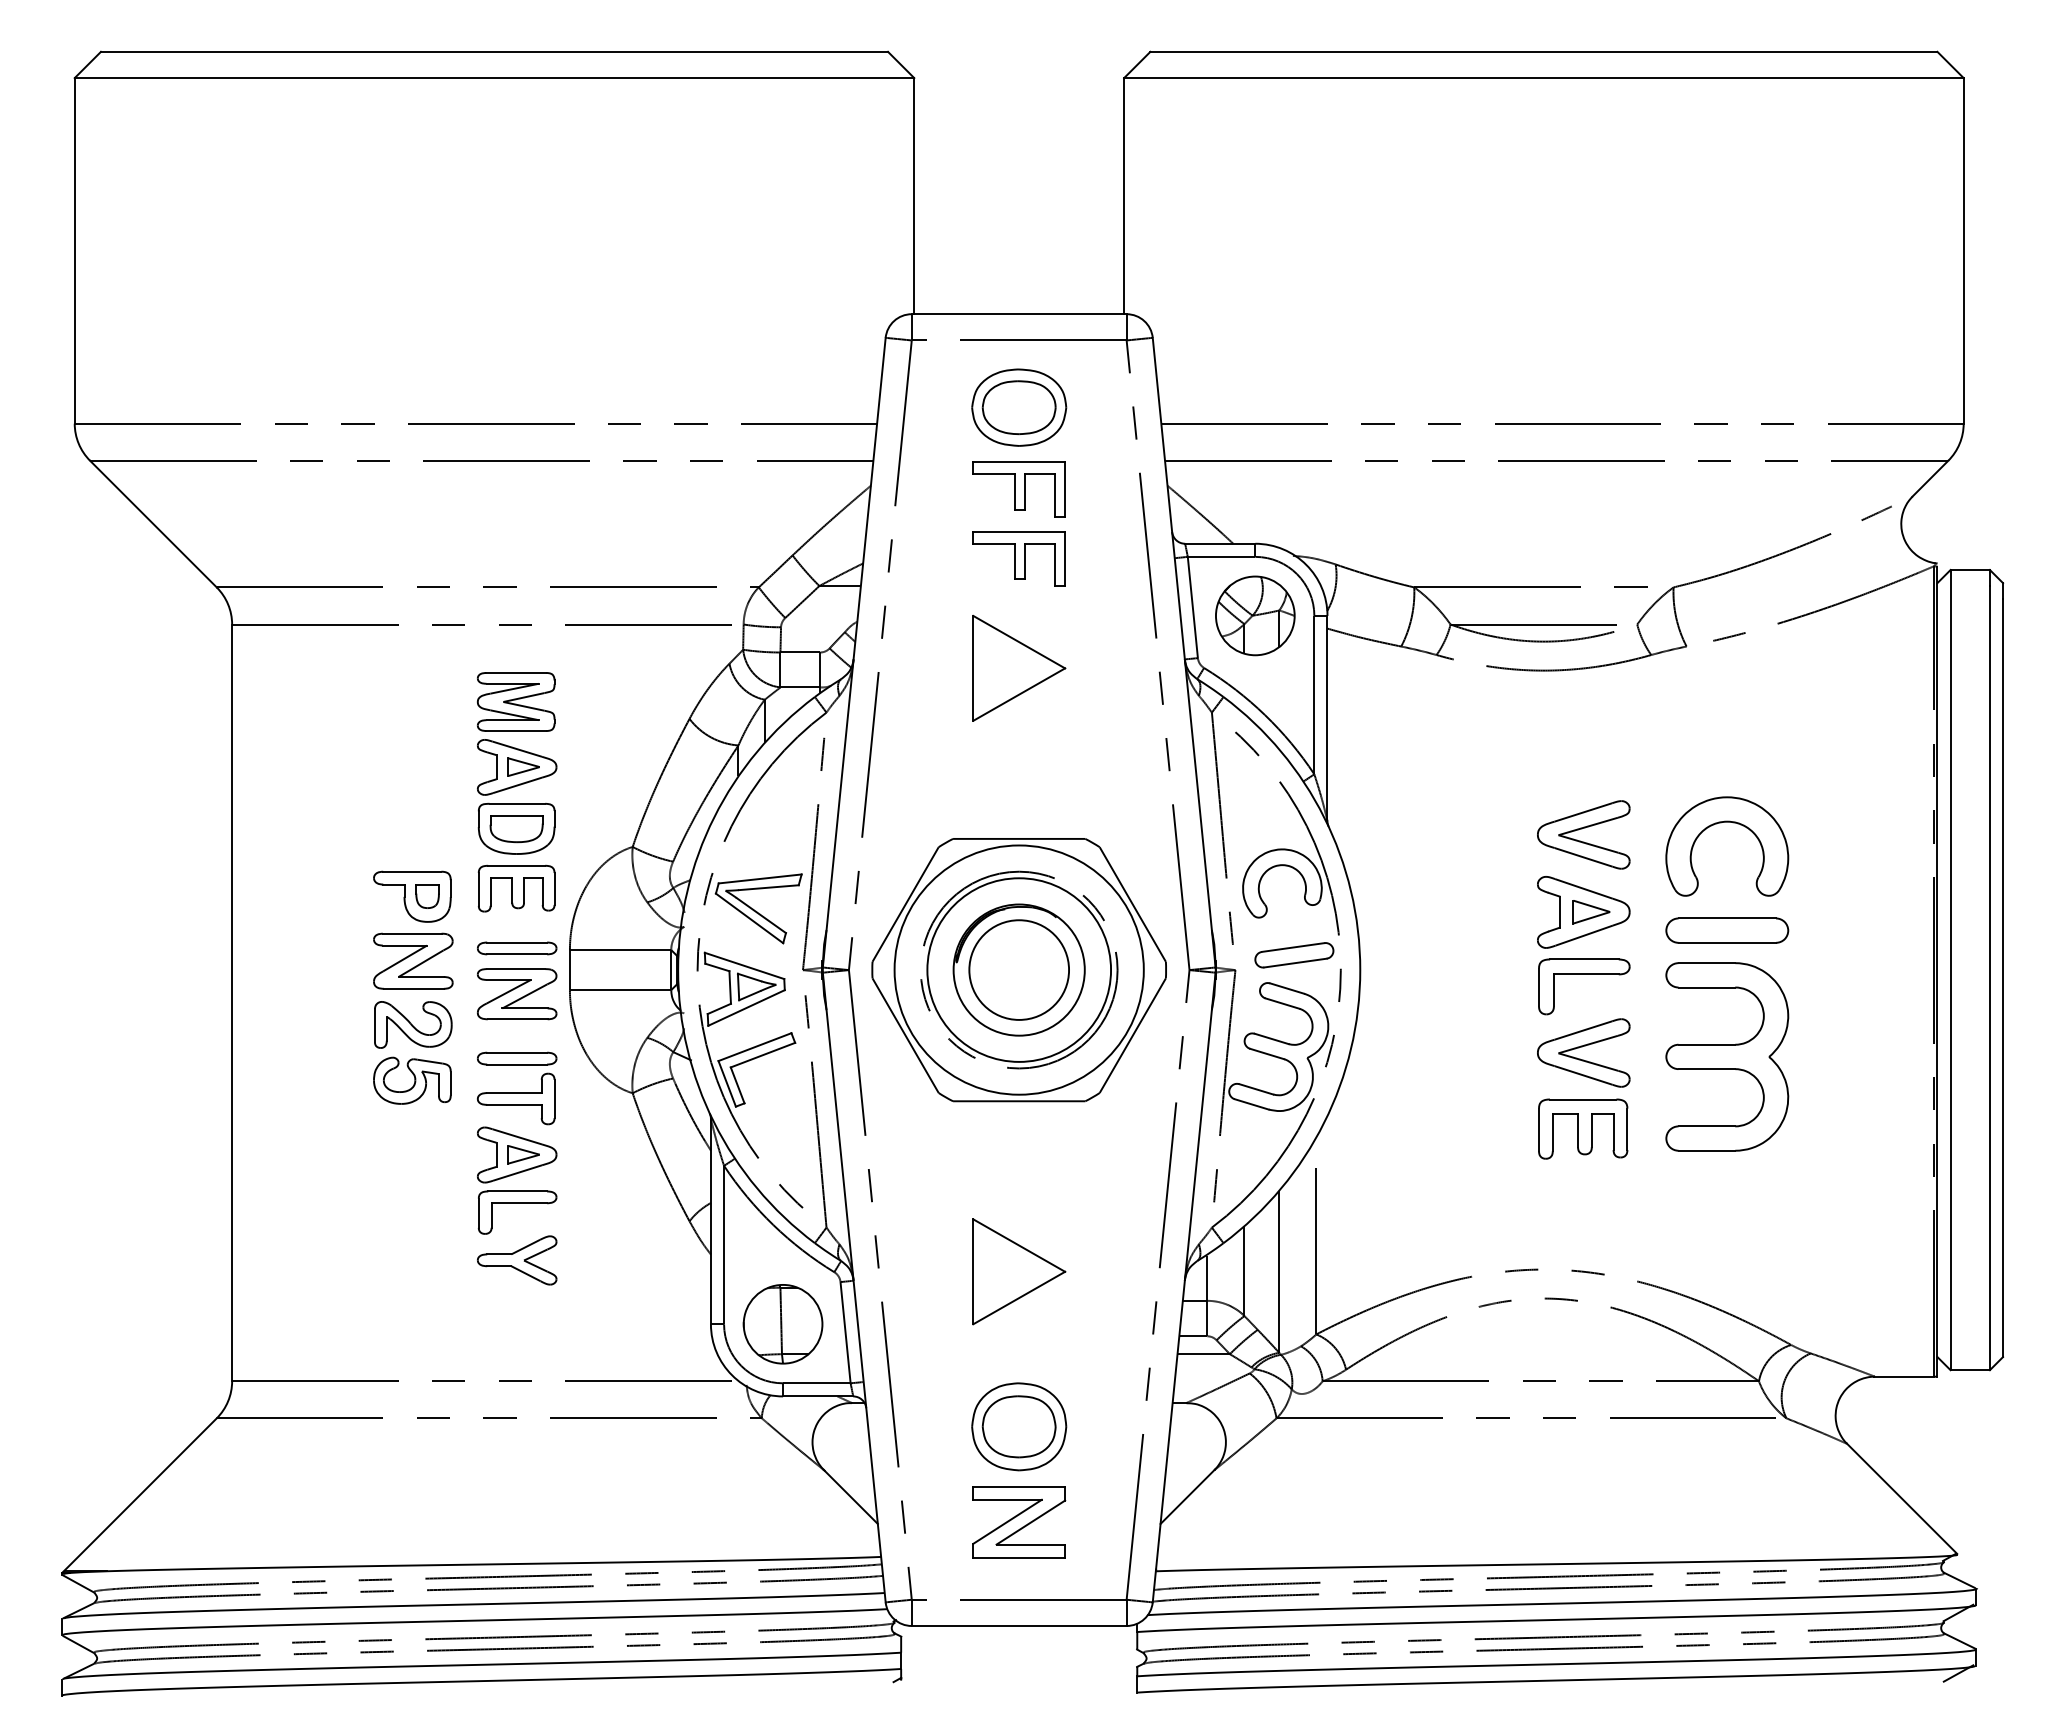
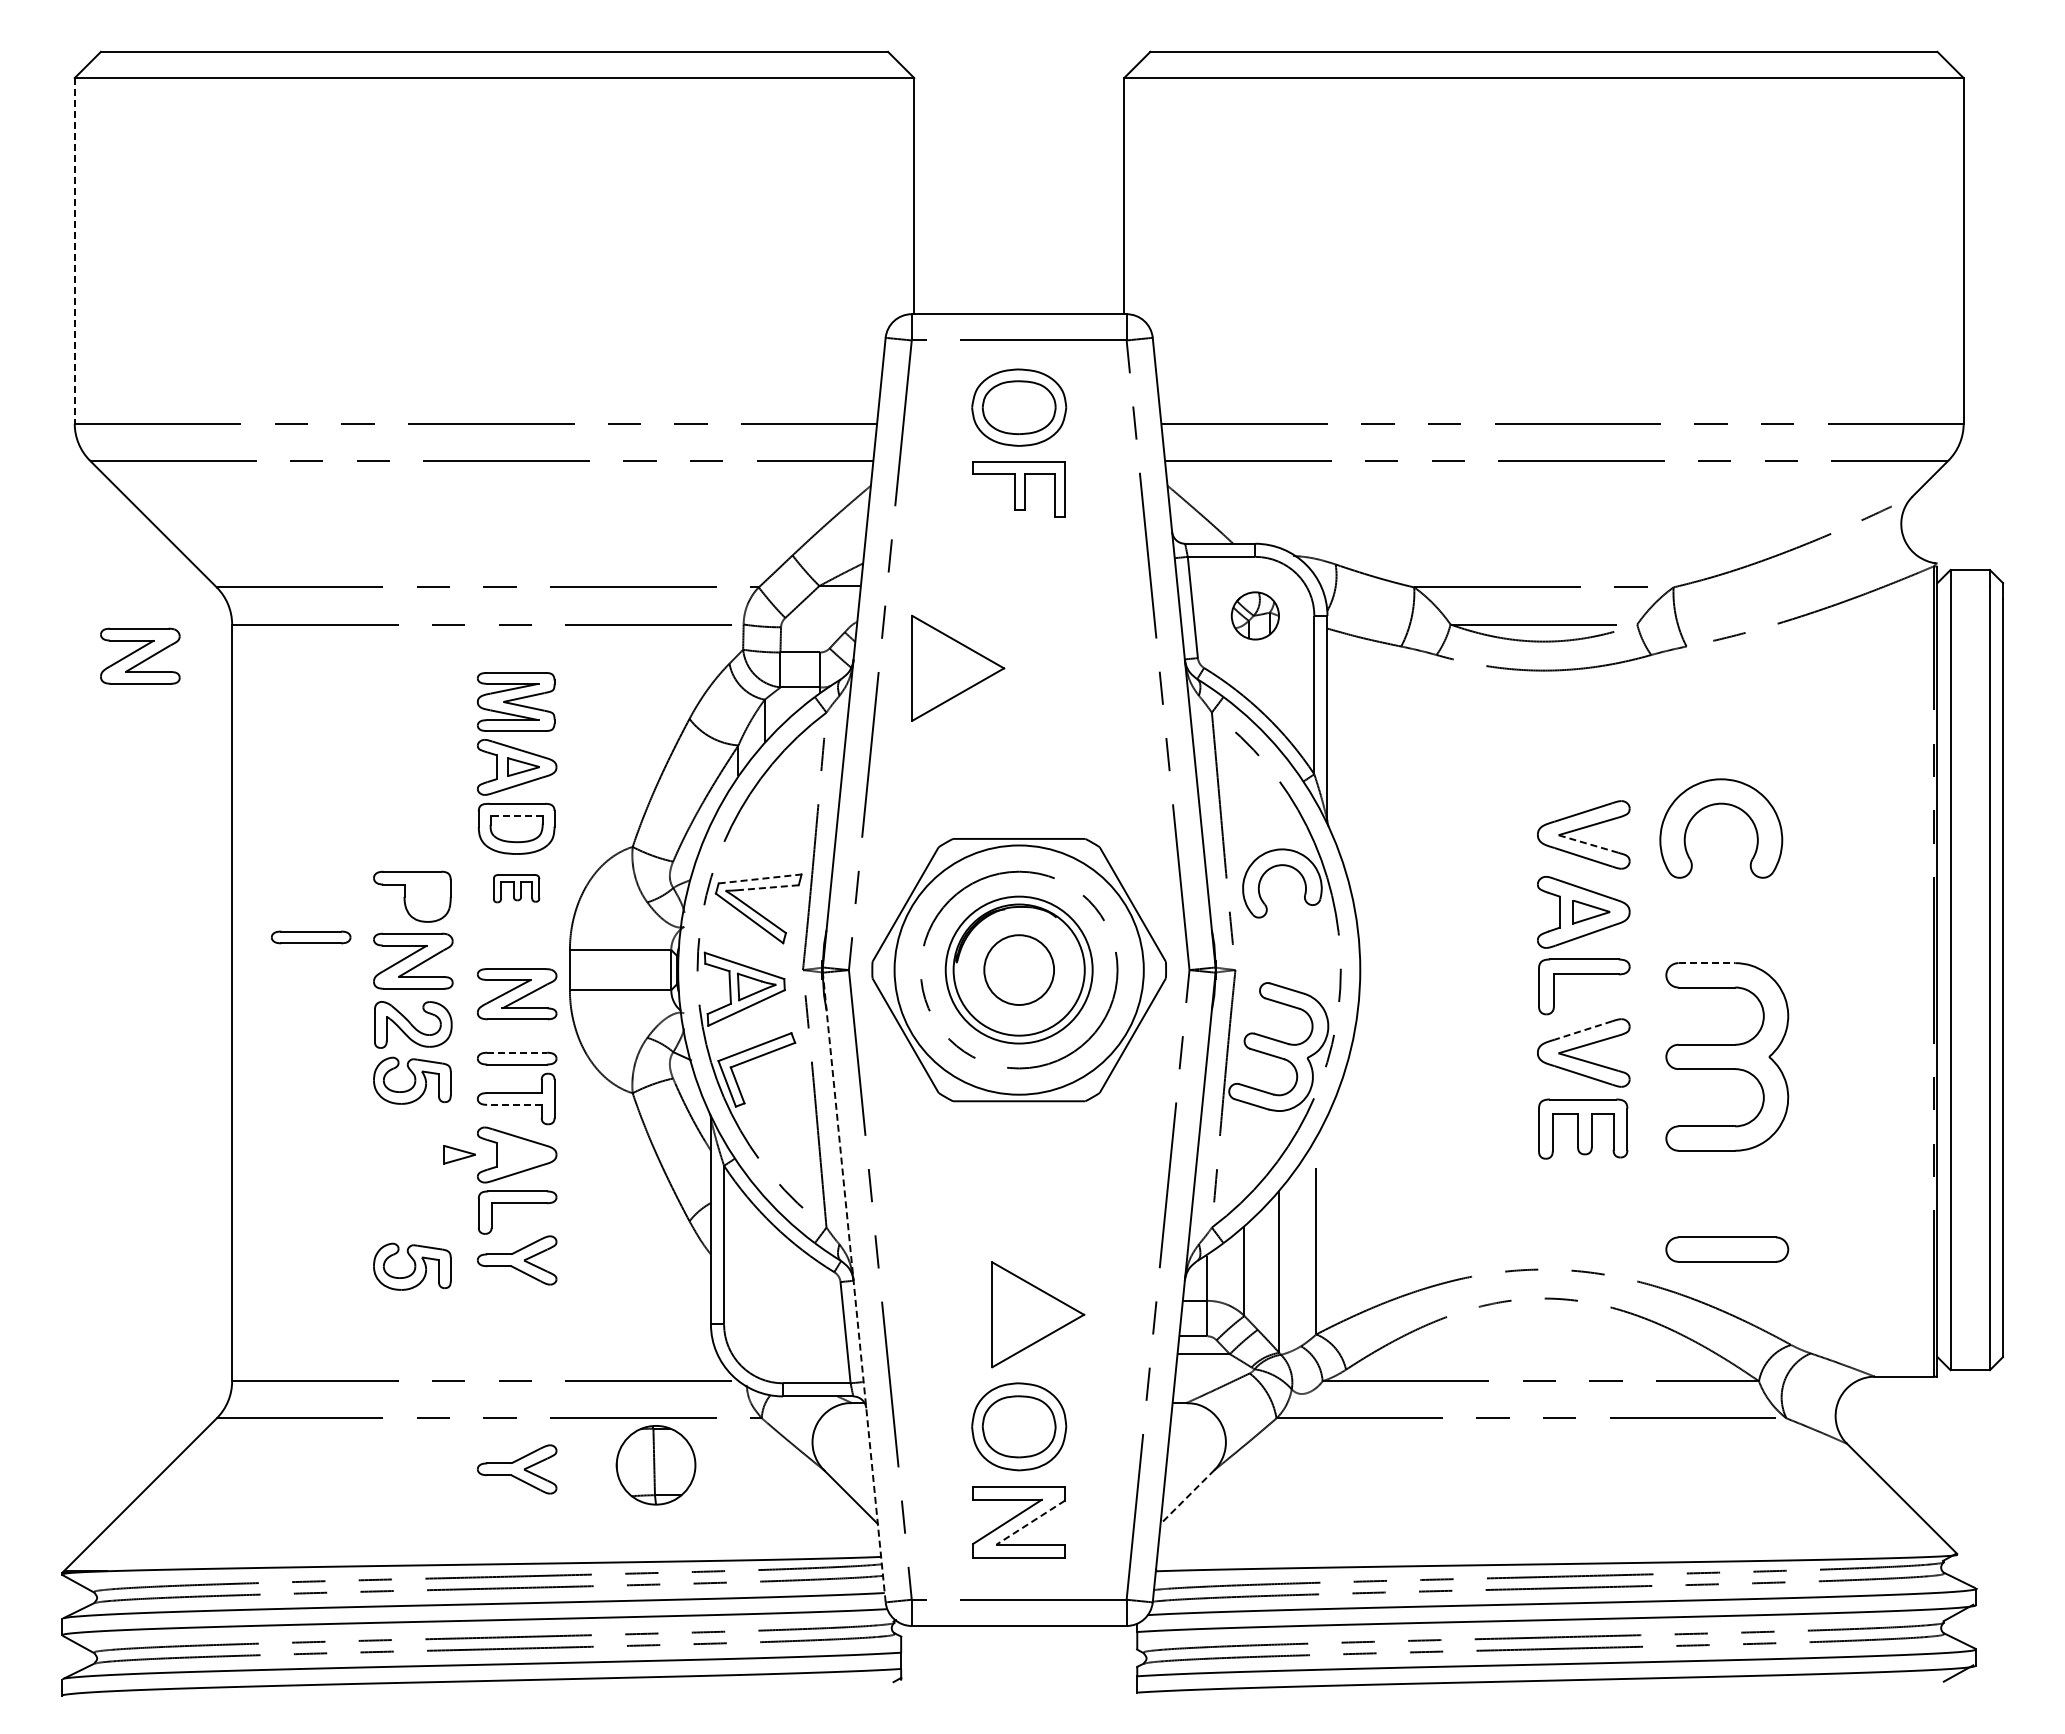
line: solid -> dashed (74, 250)
part: present -> none (1018, 558)
part size: 81x82 px -> 50x50 px (1254, 615)
part: none -> present (140, 655)
part position: (1019, 668) -> (958, 668) (958, 668)
line: solid -> dashed (516, 815)
part position: (1721, 823) -> (1715, 805) (1715, 805)
line: solid -> dashed (1588, 843)
line: solid -> dashed (760, 878)
line: solid -> dashed (768, 887)
part size: 79x49 px -> 48x30 px (516, 888)
part: present -> none (427, 896)
part position: (1727, 930) -> (1727, 1249) (1727, 1249)
part position: (517, 948) -> (311, 937) (311, 937)
part: present -> none (1294, 955)
line: solid -> dashed (1707, 963)
circle diameter: 100 px -> 70 px (1019, 969)
circle diameter: 184 px -> 147 px (1018, 969)
line: solid -> dashed (1583, 1030)
line: solid -> dashed (517, 1052)
line: solid -> dashed (513, 1104)
part position: (523, 1154) -> (459, 1154) (459, 1154)
part: none -> present (412, 1266)
part position: (1019, 1271) -> (1038, 1314) (1038, 1314)
line: solid -> dashed (854, 1287)
part position: (782, 1324) -> (655, 1465) (655, 1465)
part: none -> present (517, 1469)
line: solid -> dashed (1187, 1497)
line: solid -> dashed (1030, 1522)
